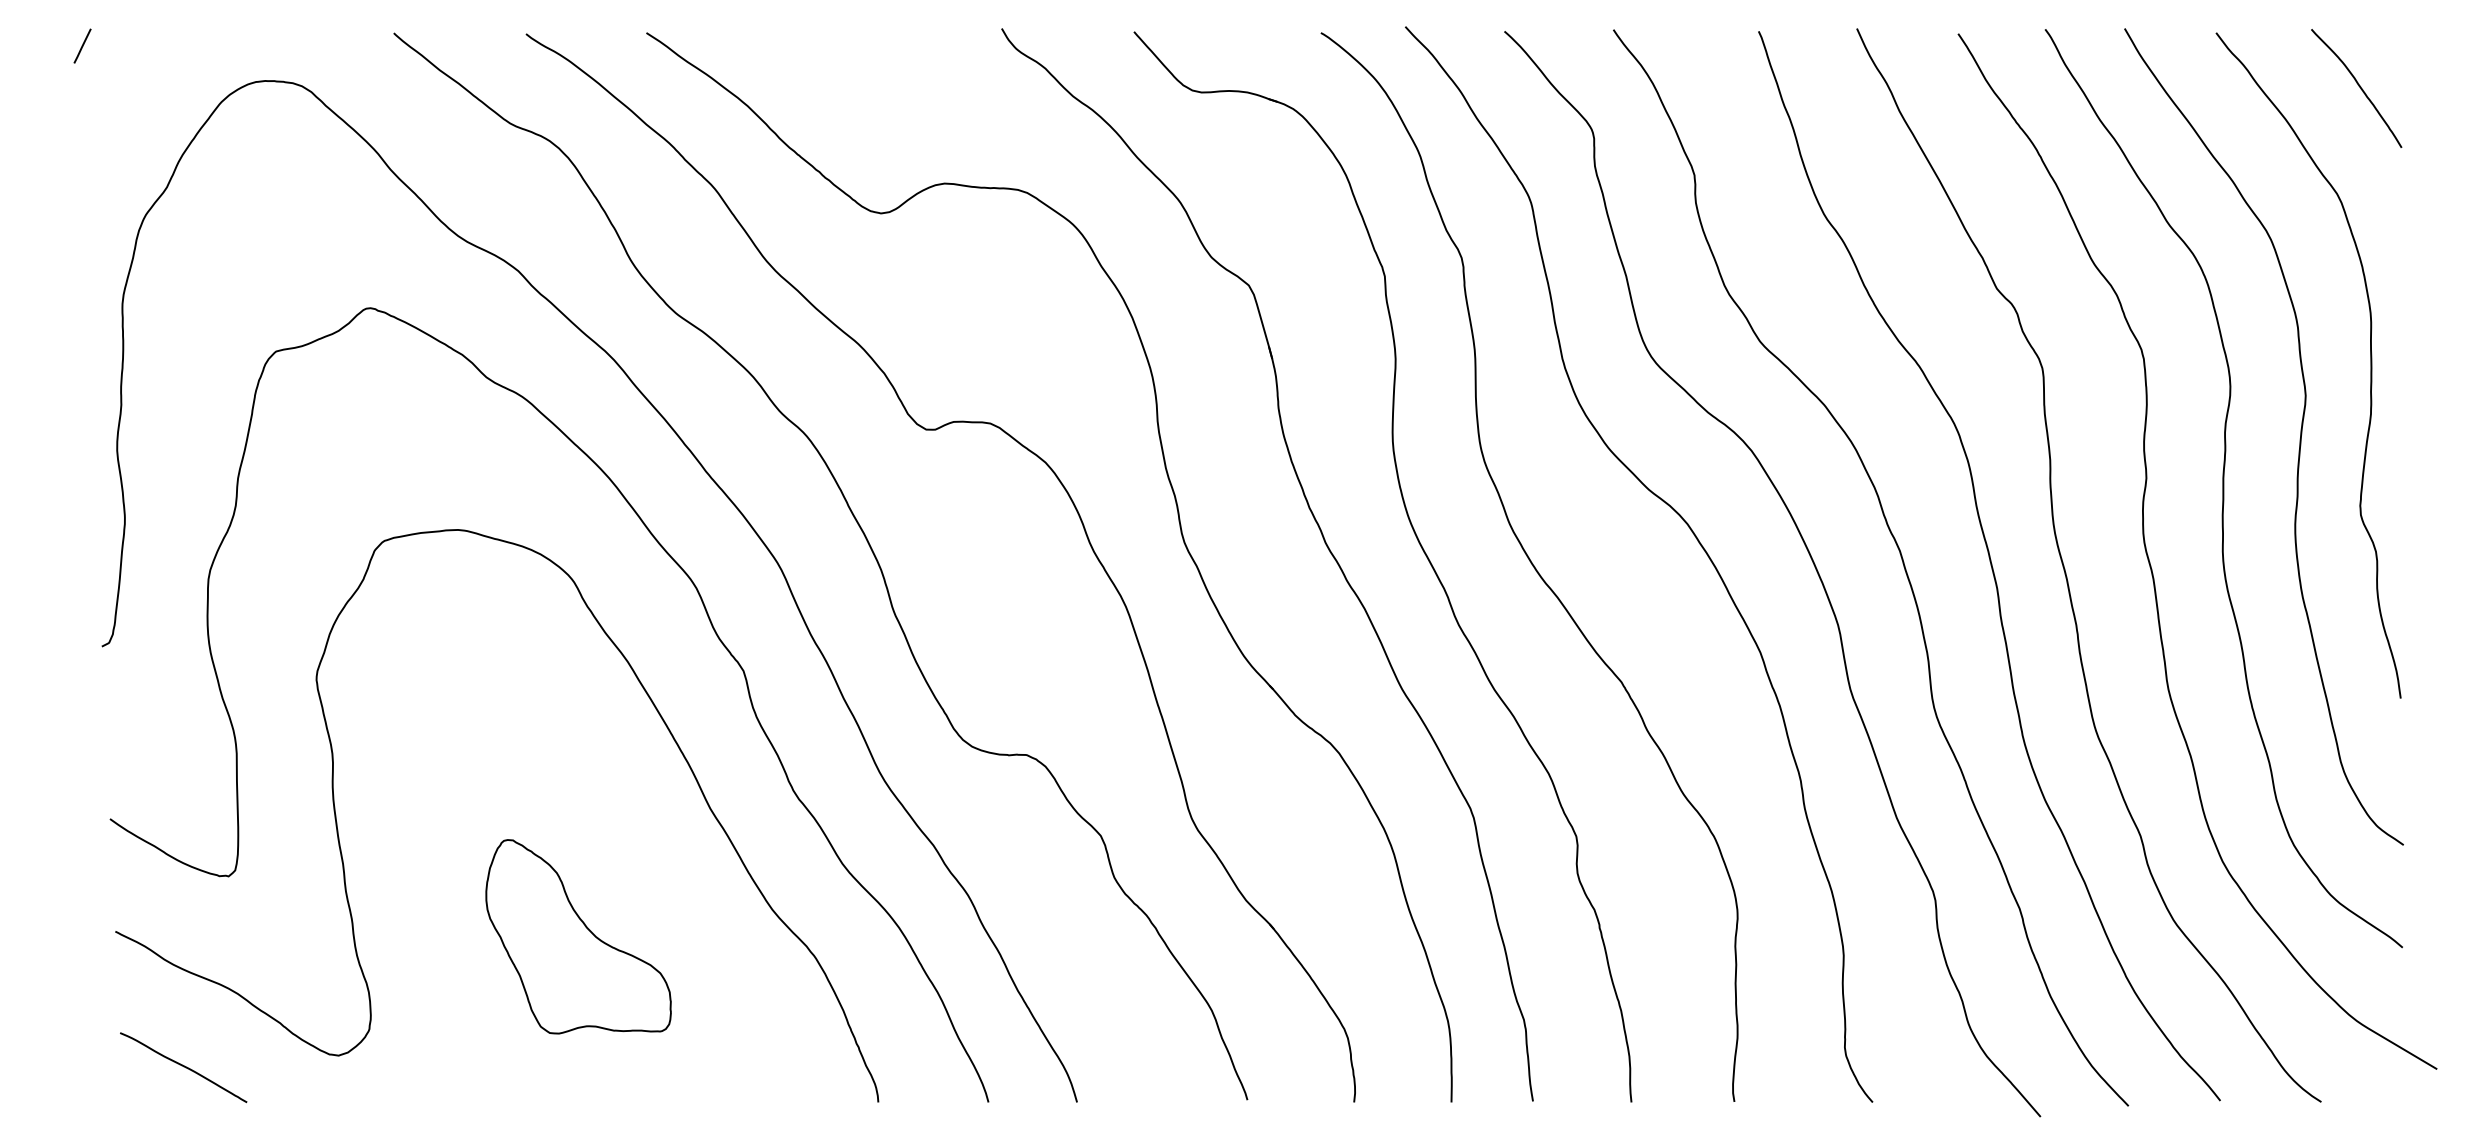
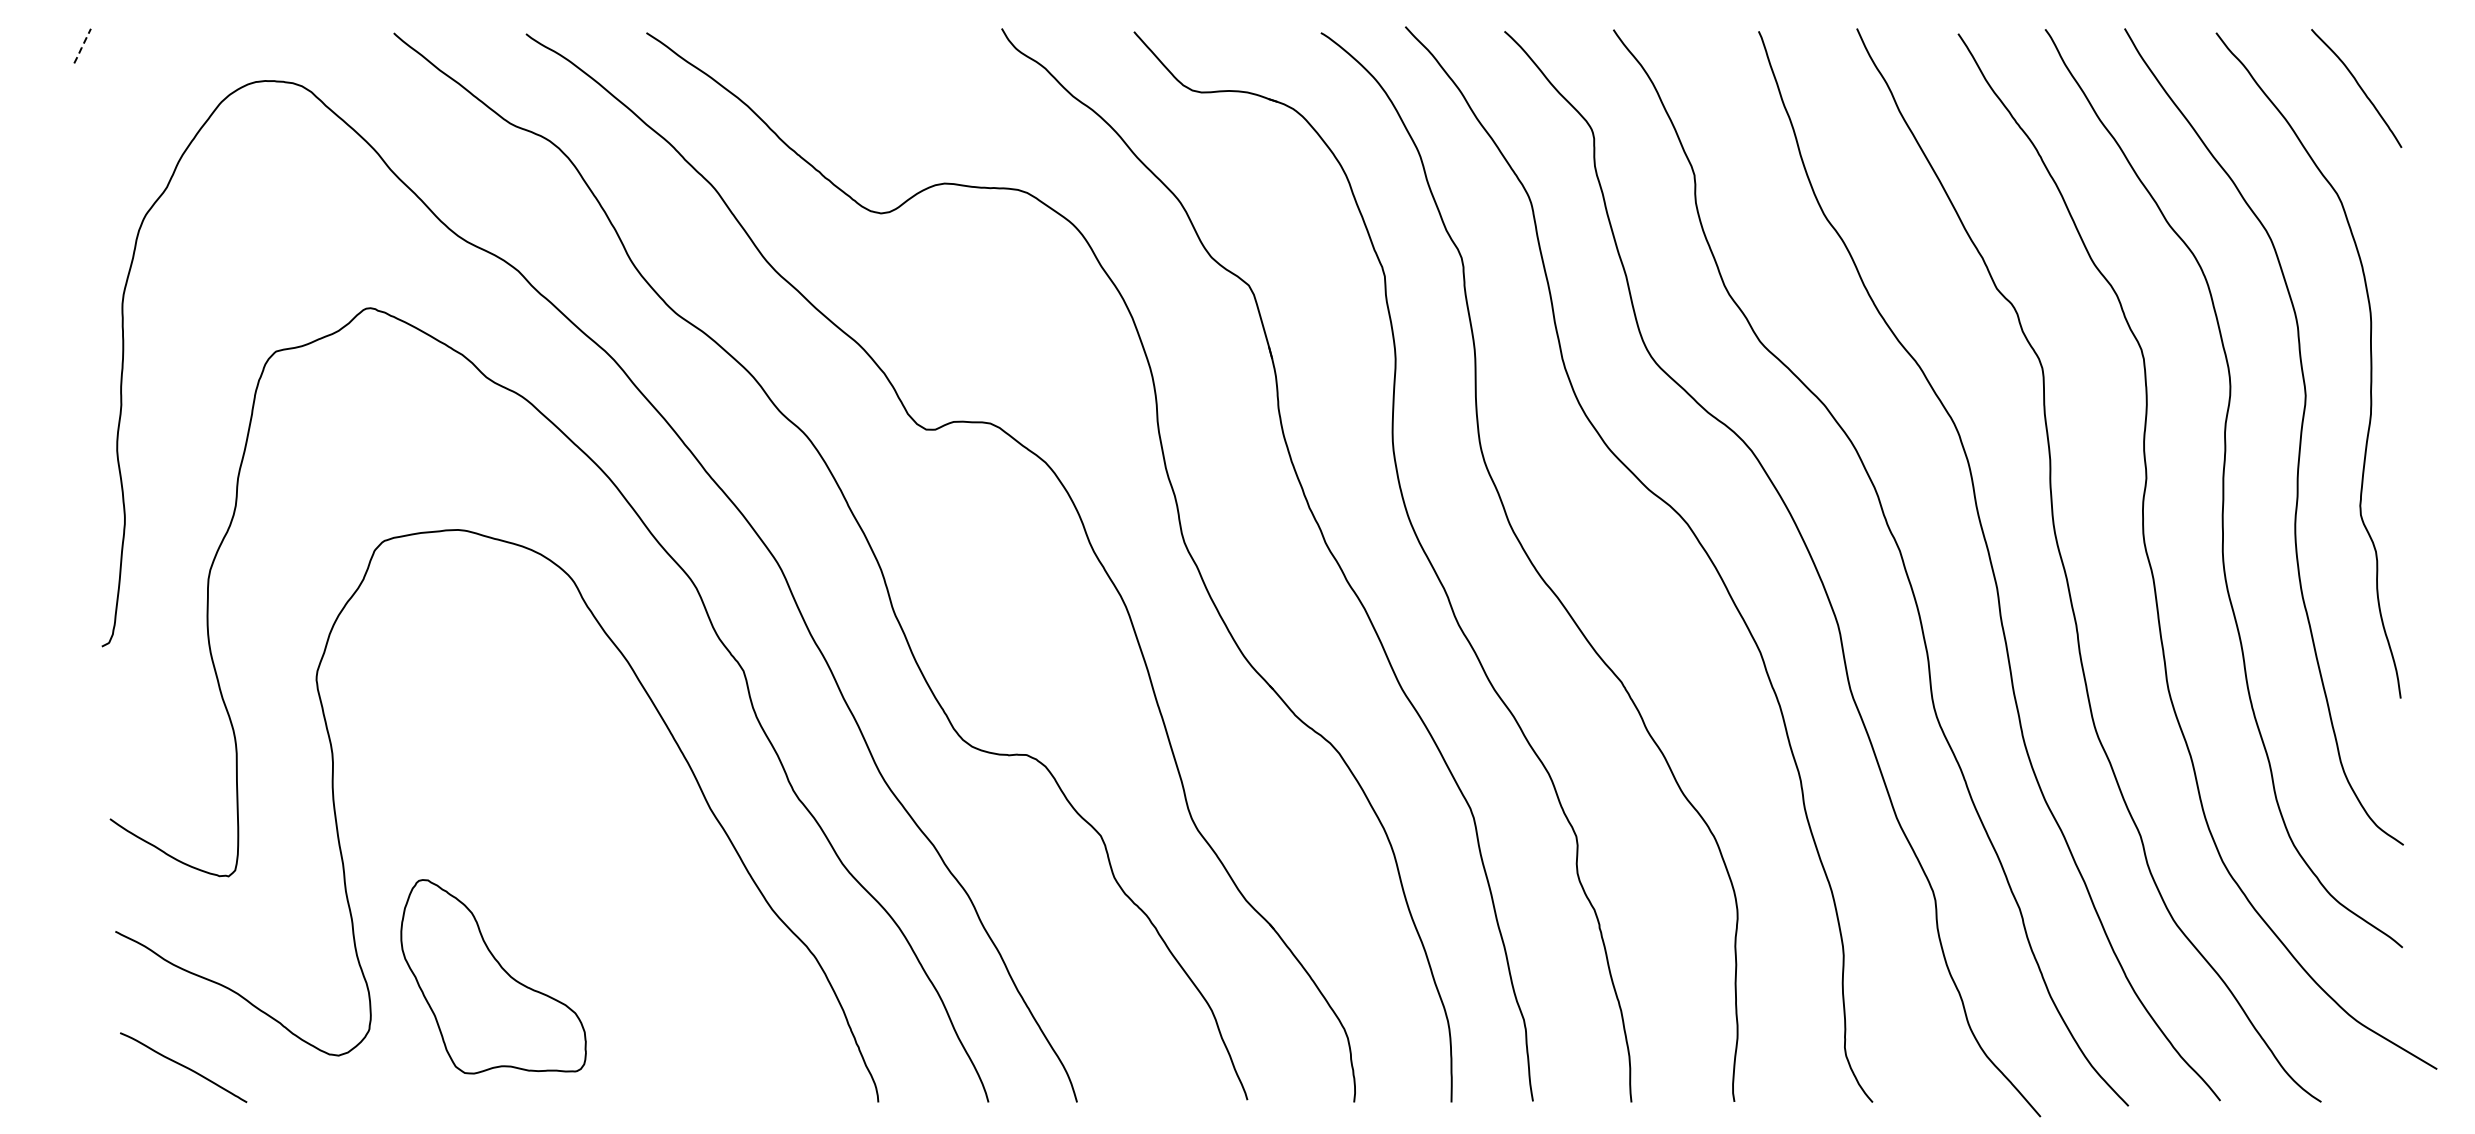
line: solid -> dashed (82, 46)
part position: (578, 936) -> (493, 976) (493, 976)
